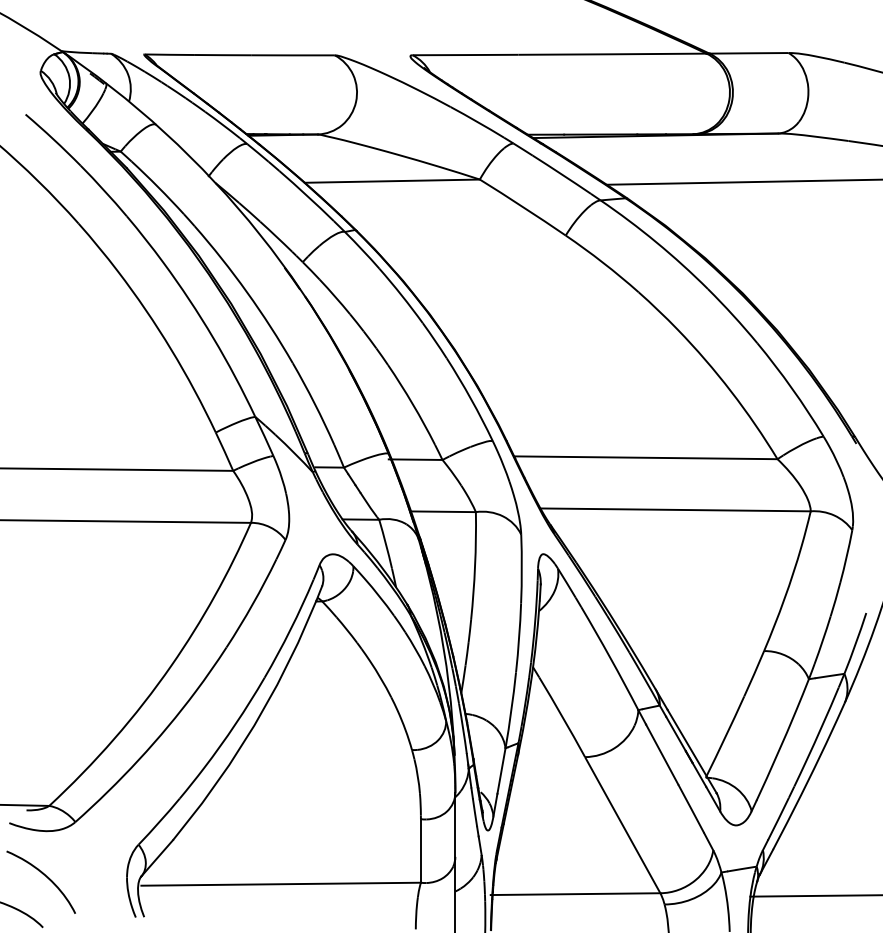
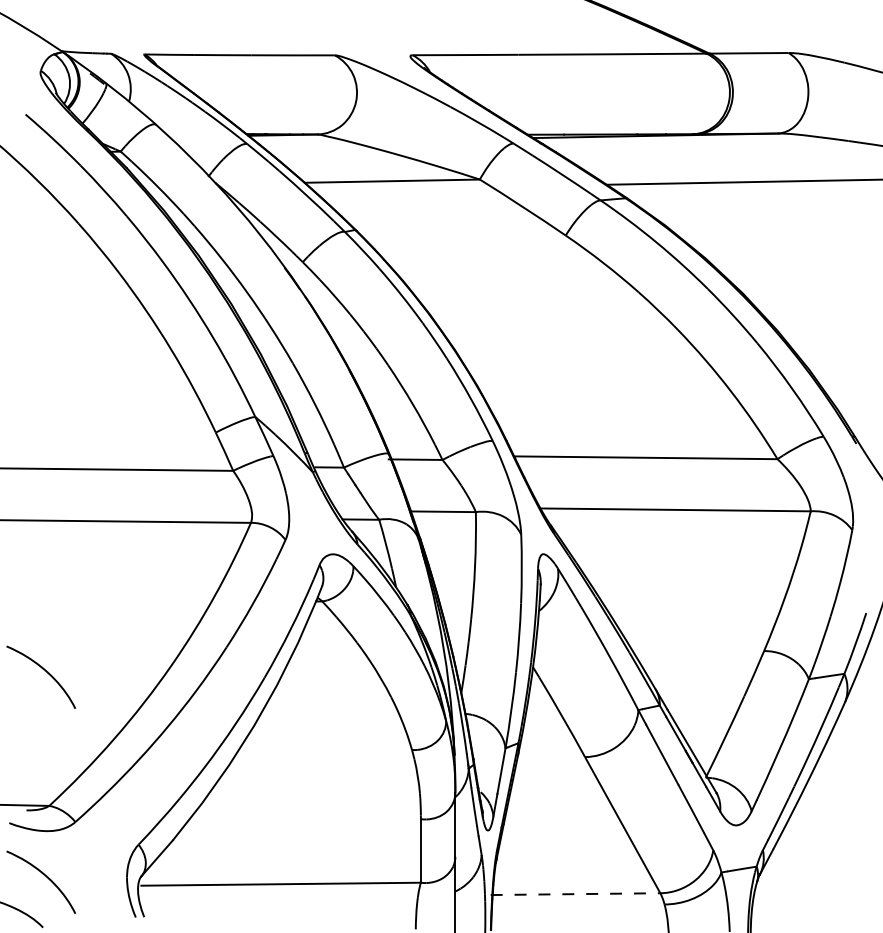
curve: none -> present (43, 670)
line: solid -> dashed (575, 894)
line: present -> none (814, 895)
